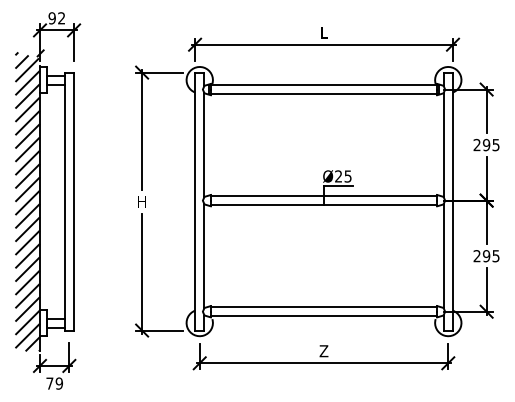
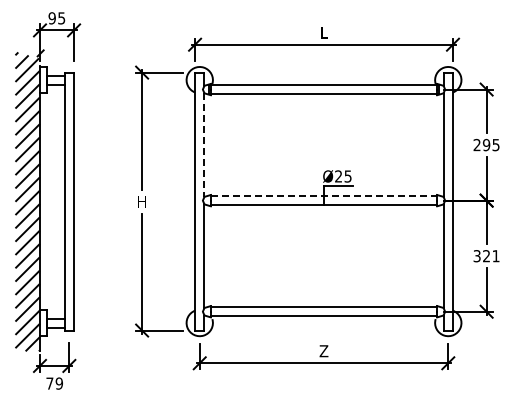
text: 92 -> 95 (61, 18)
line: solid -> dashed (204, 145)
line: solid -> dashed (324, 195)
text: 295 -> 321 (486, 256)
